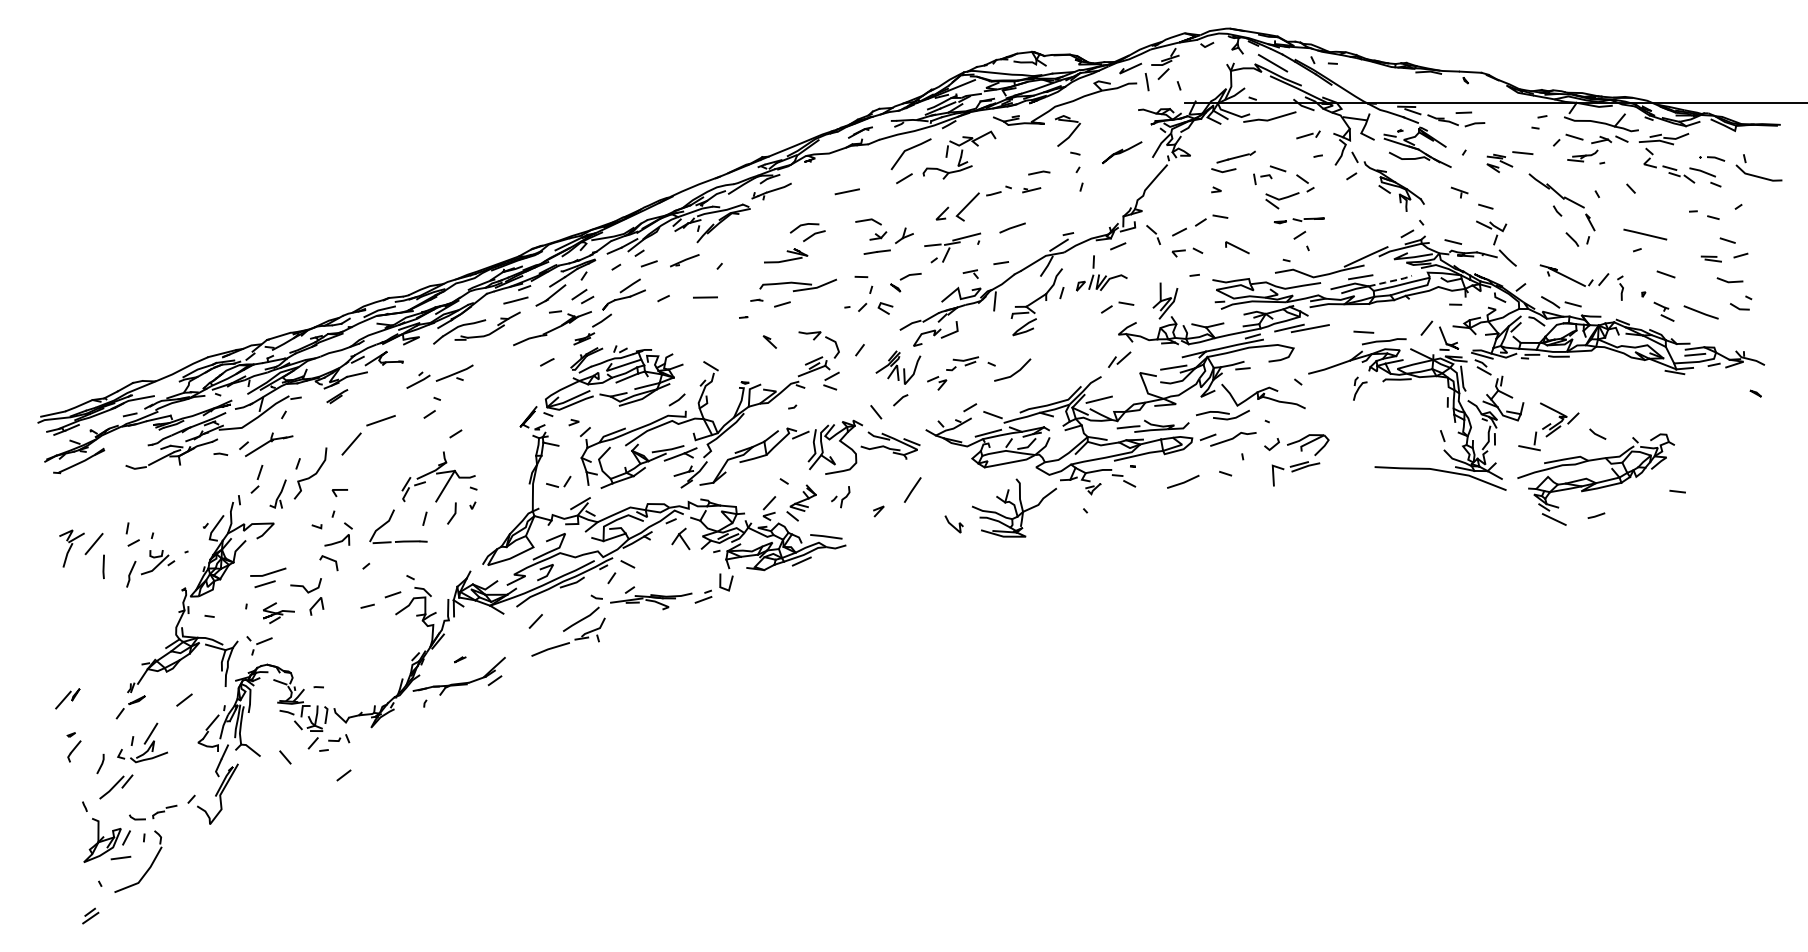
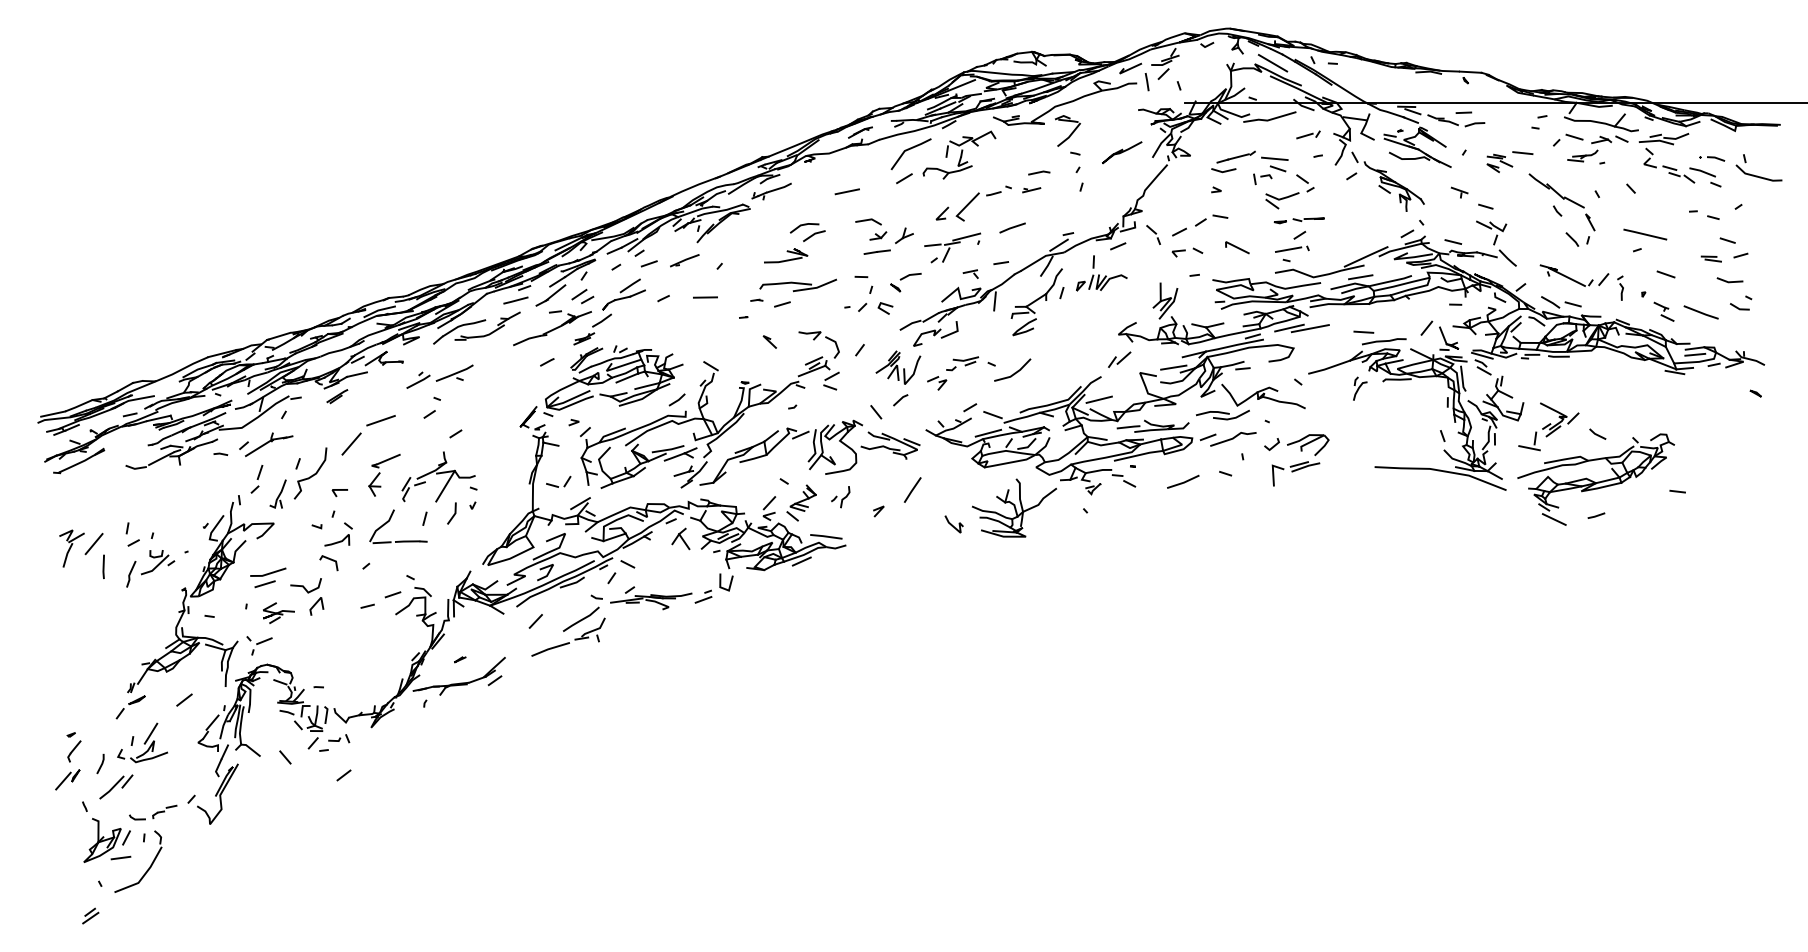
line: none -> present (1274, 158)
line: none -> present (1288, 249)
line: dashed -> solid (1390, 281)
part: present -> none (1117, 307)
part: none -> present (384, 475)
part position: (67, 698) -> (67, 779) (67, 779)
